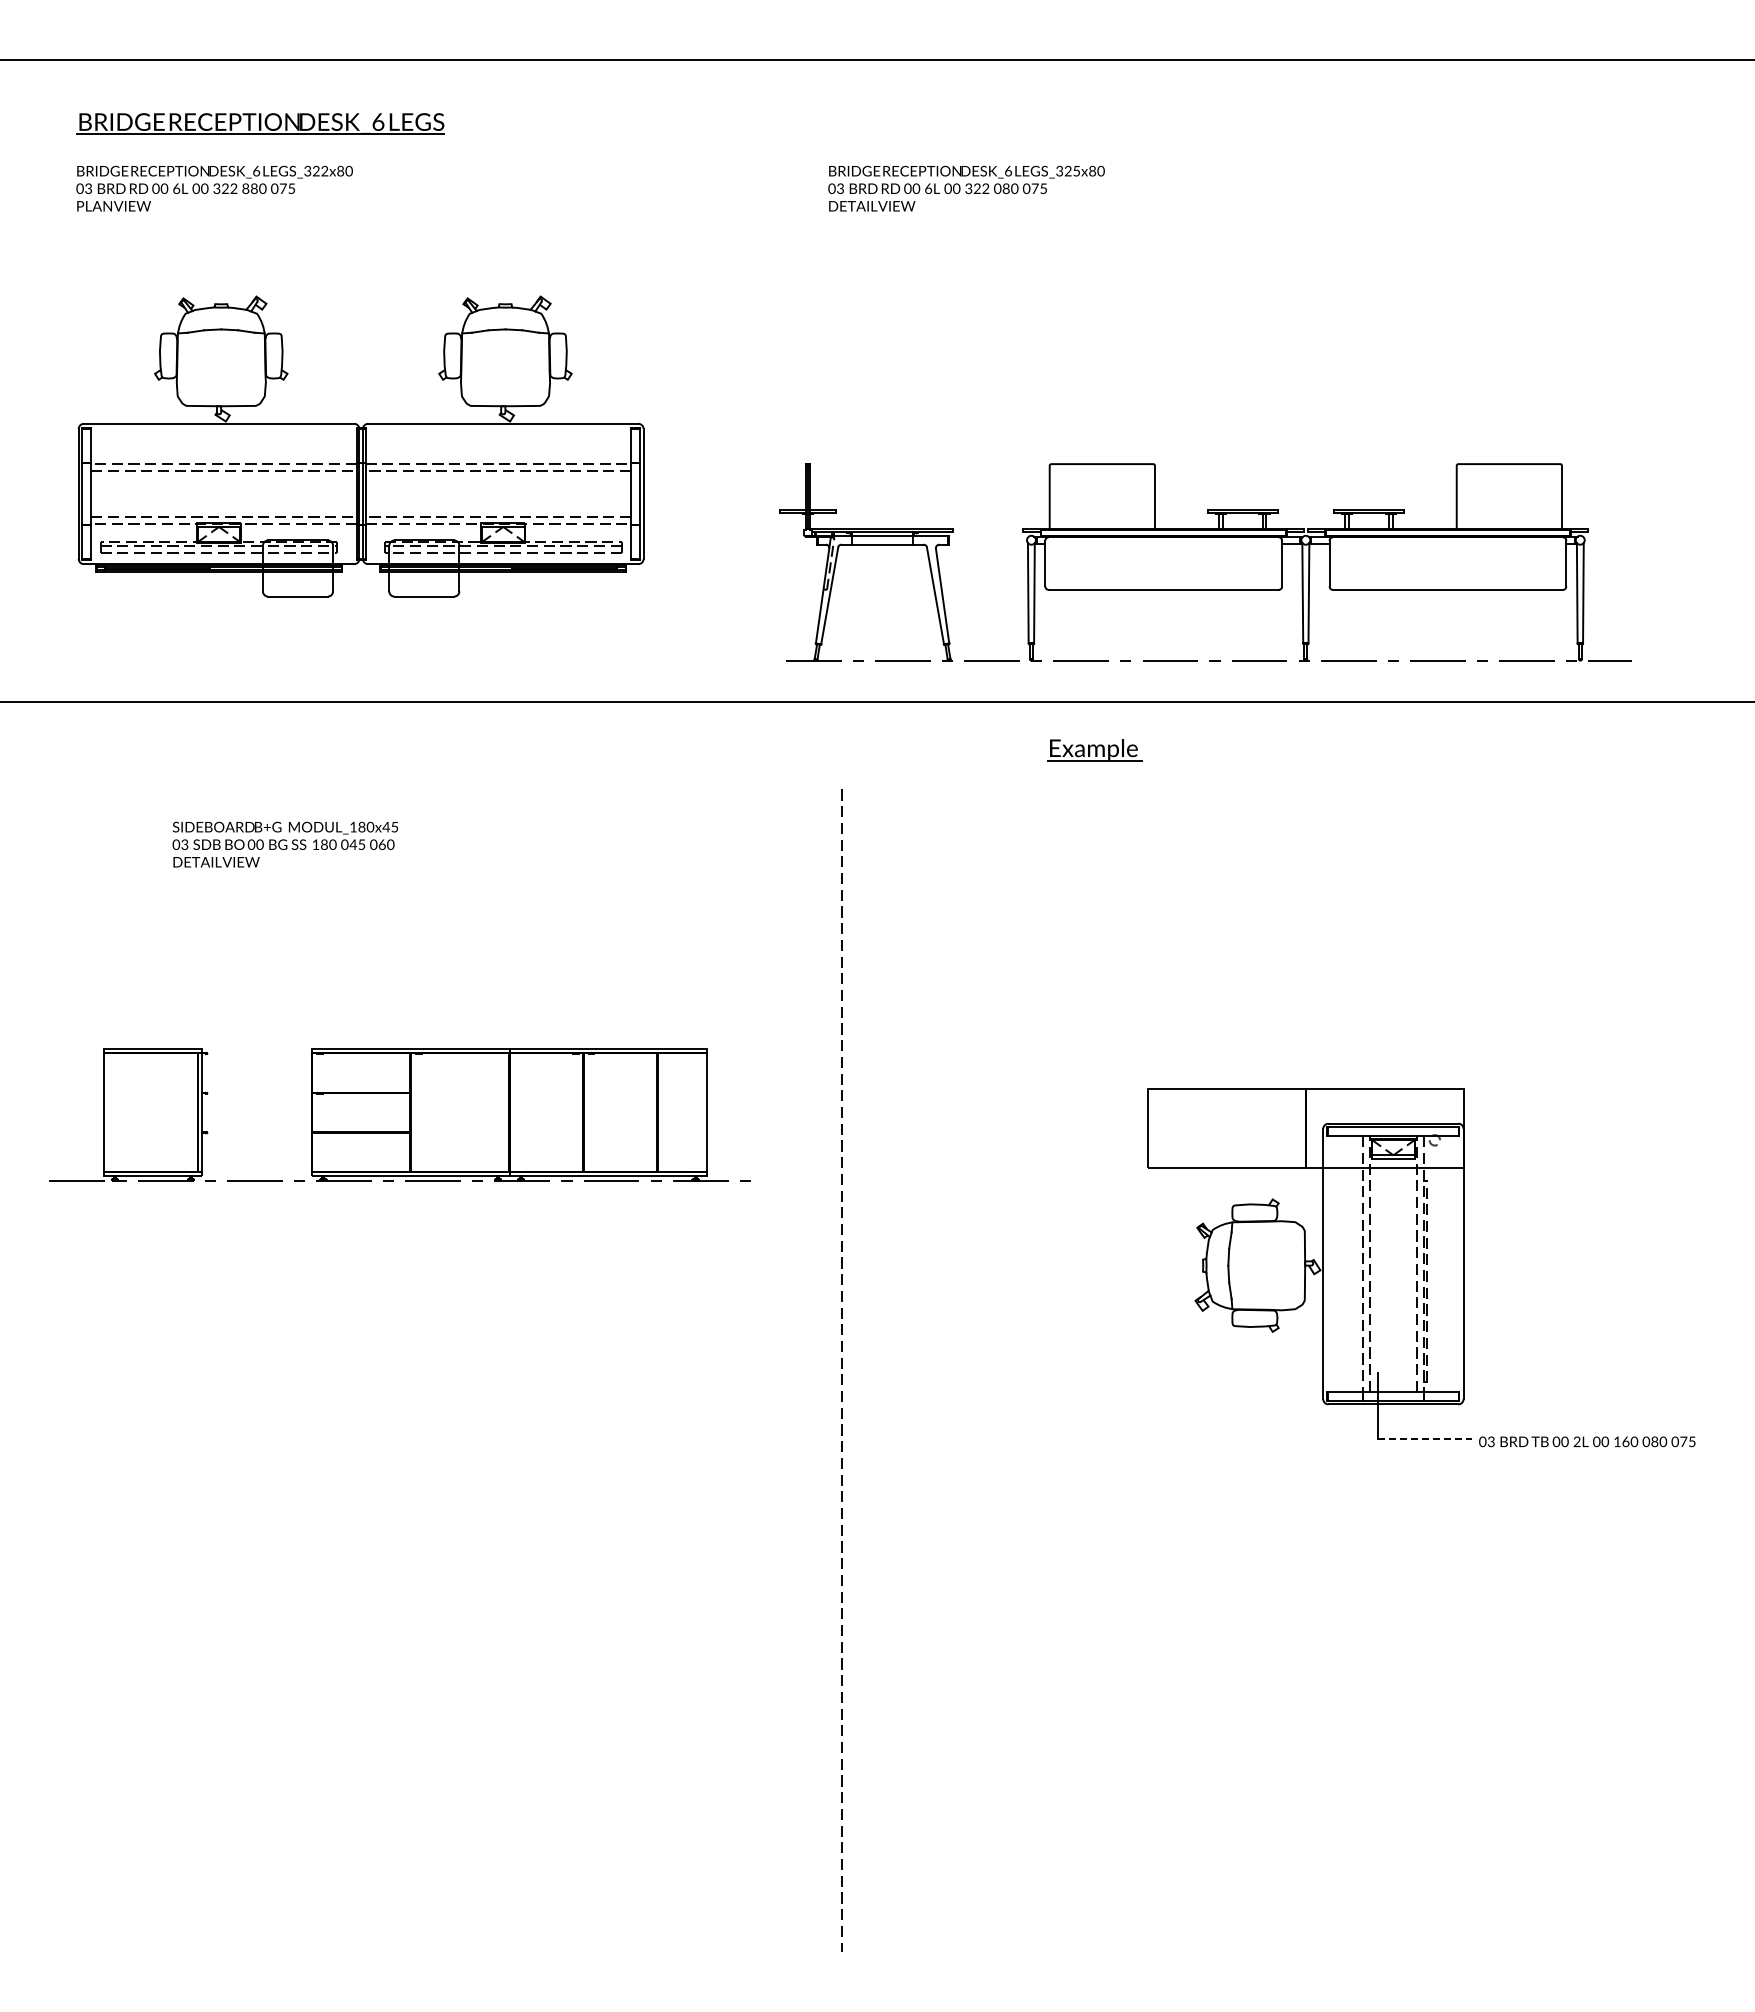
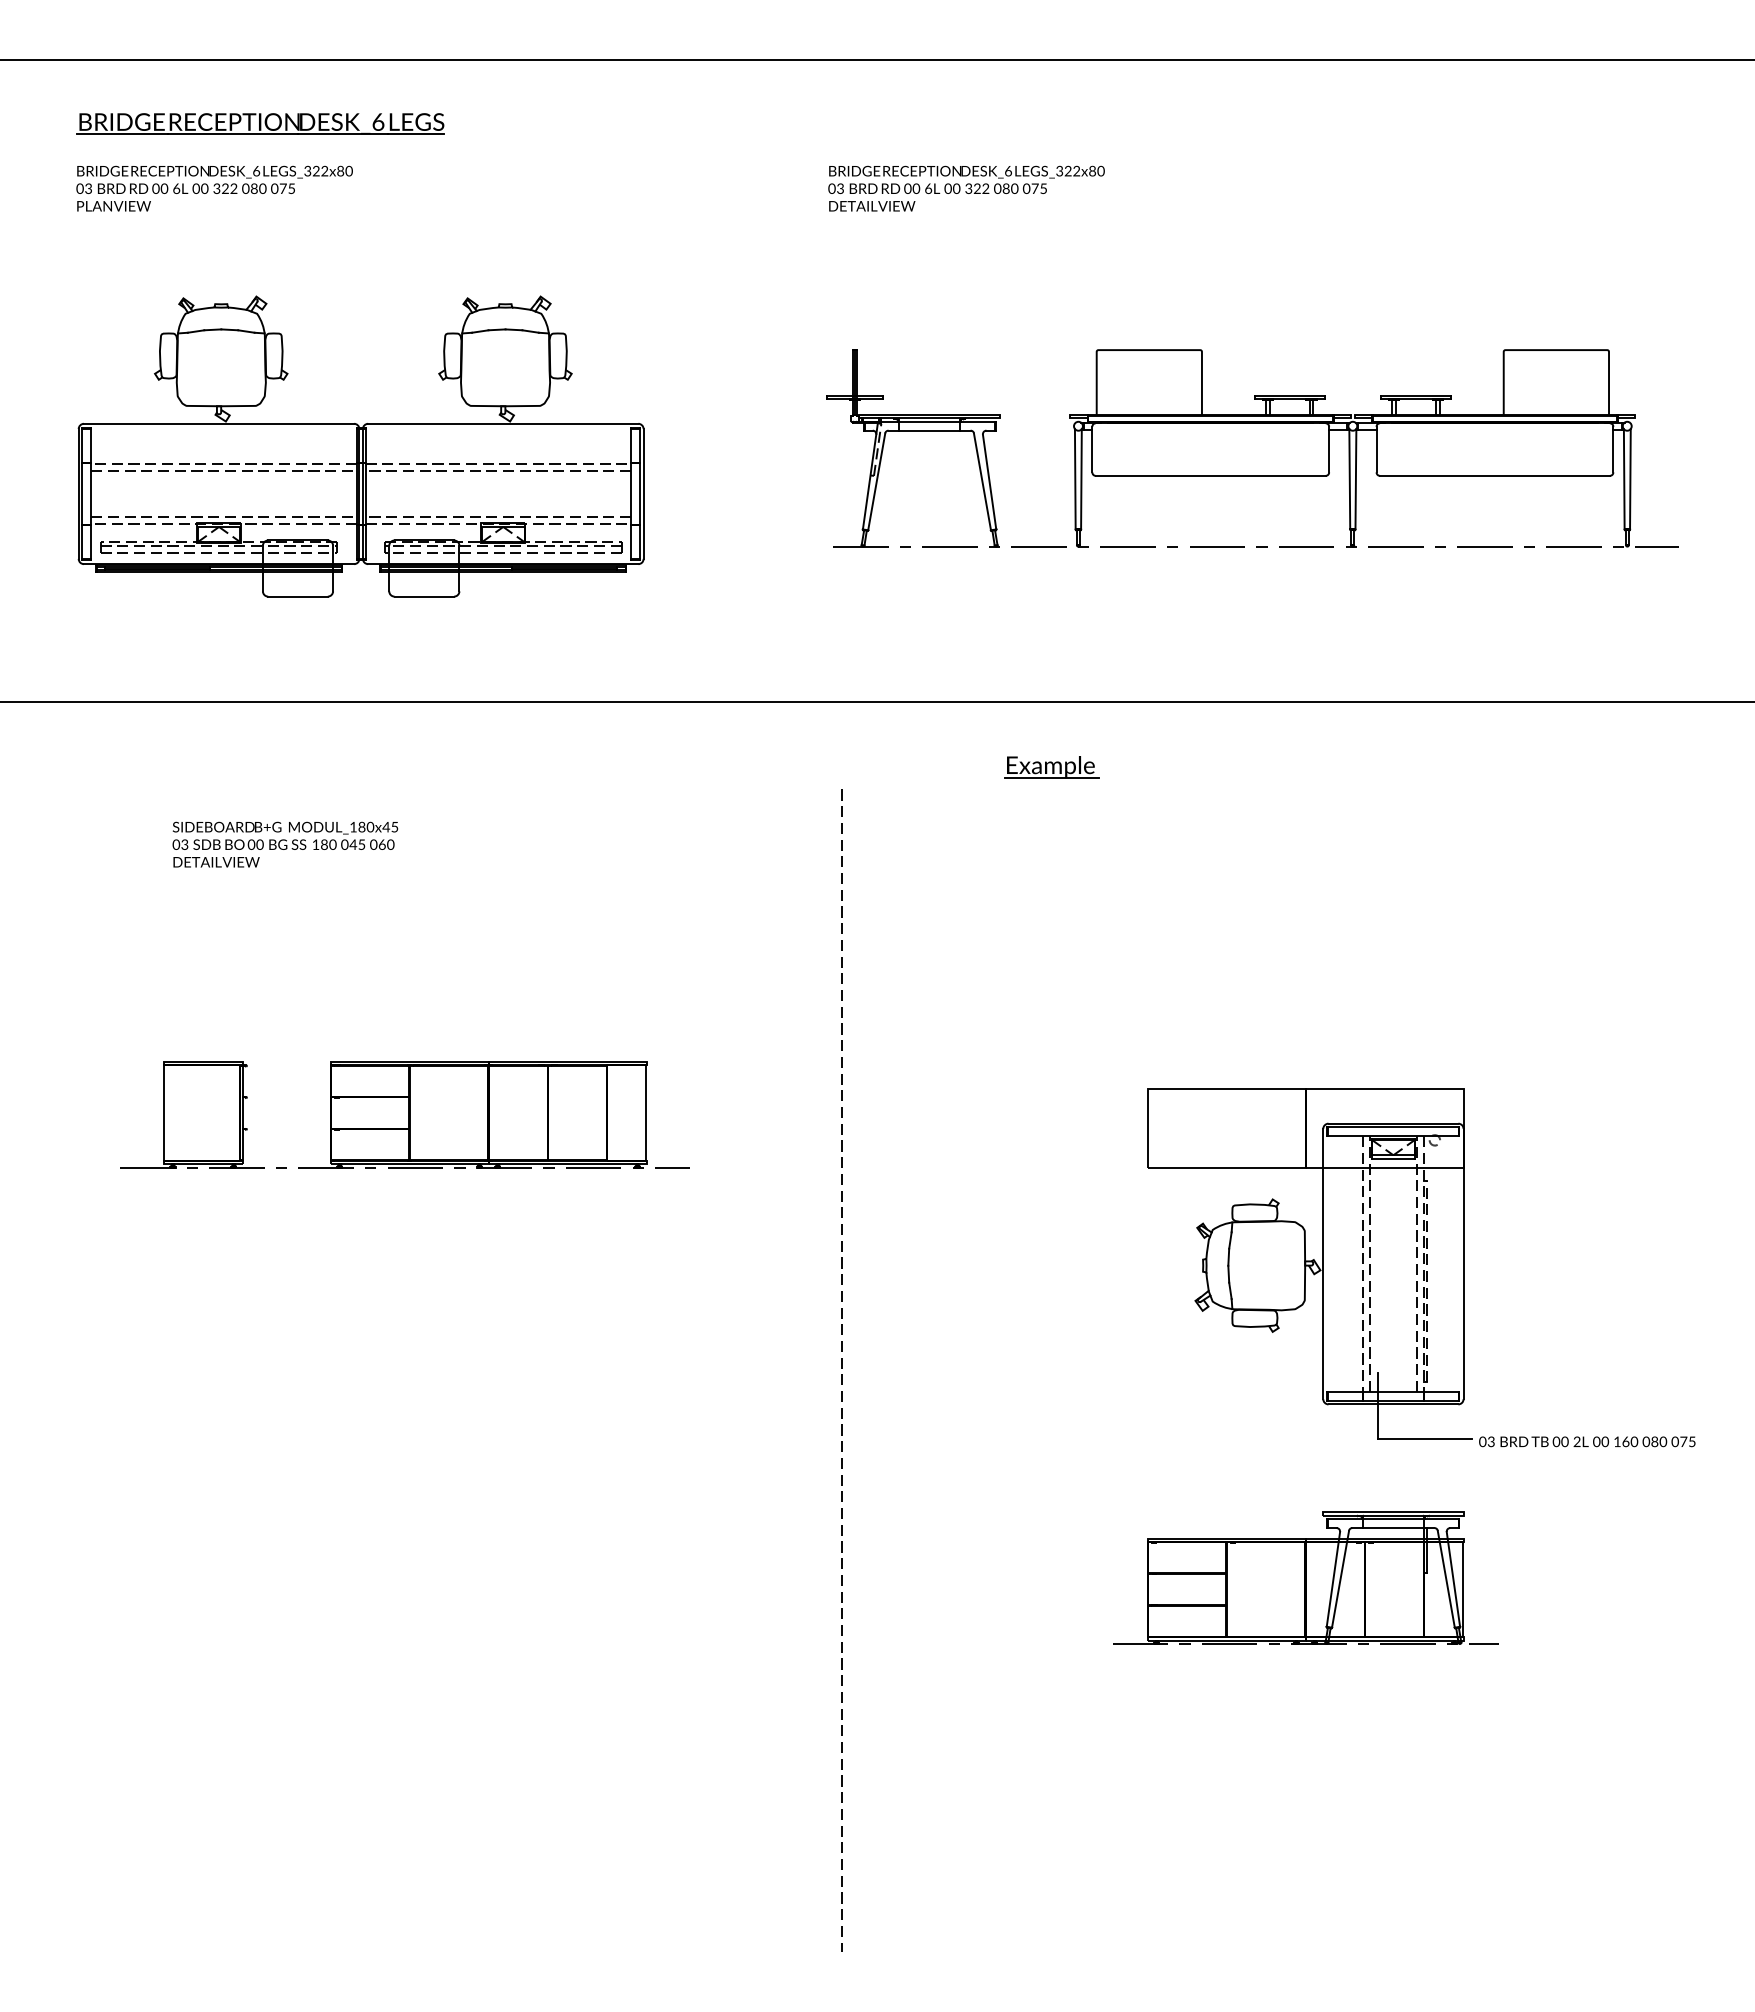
text: LEGS_325x80 -> LEGS_322x80 (1076, 171)
text: 880 -> 080 (245, 188)
part position: (1205, 562) -> (1252, 448) (1252, 448)
part position: (1094, 750) -> (1051, 767) (1051, 767)
part size: 702x134 px -> 570x108 px (404, 1114)
line: dashed -> solid (1424, 1439)
part: none -> present (1305, 1577)
